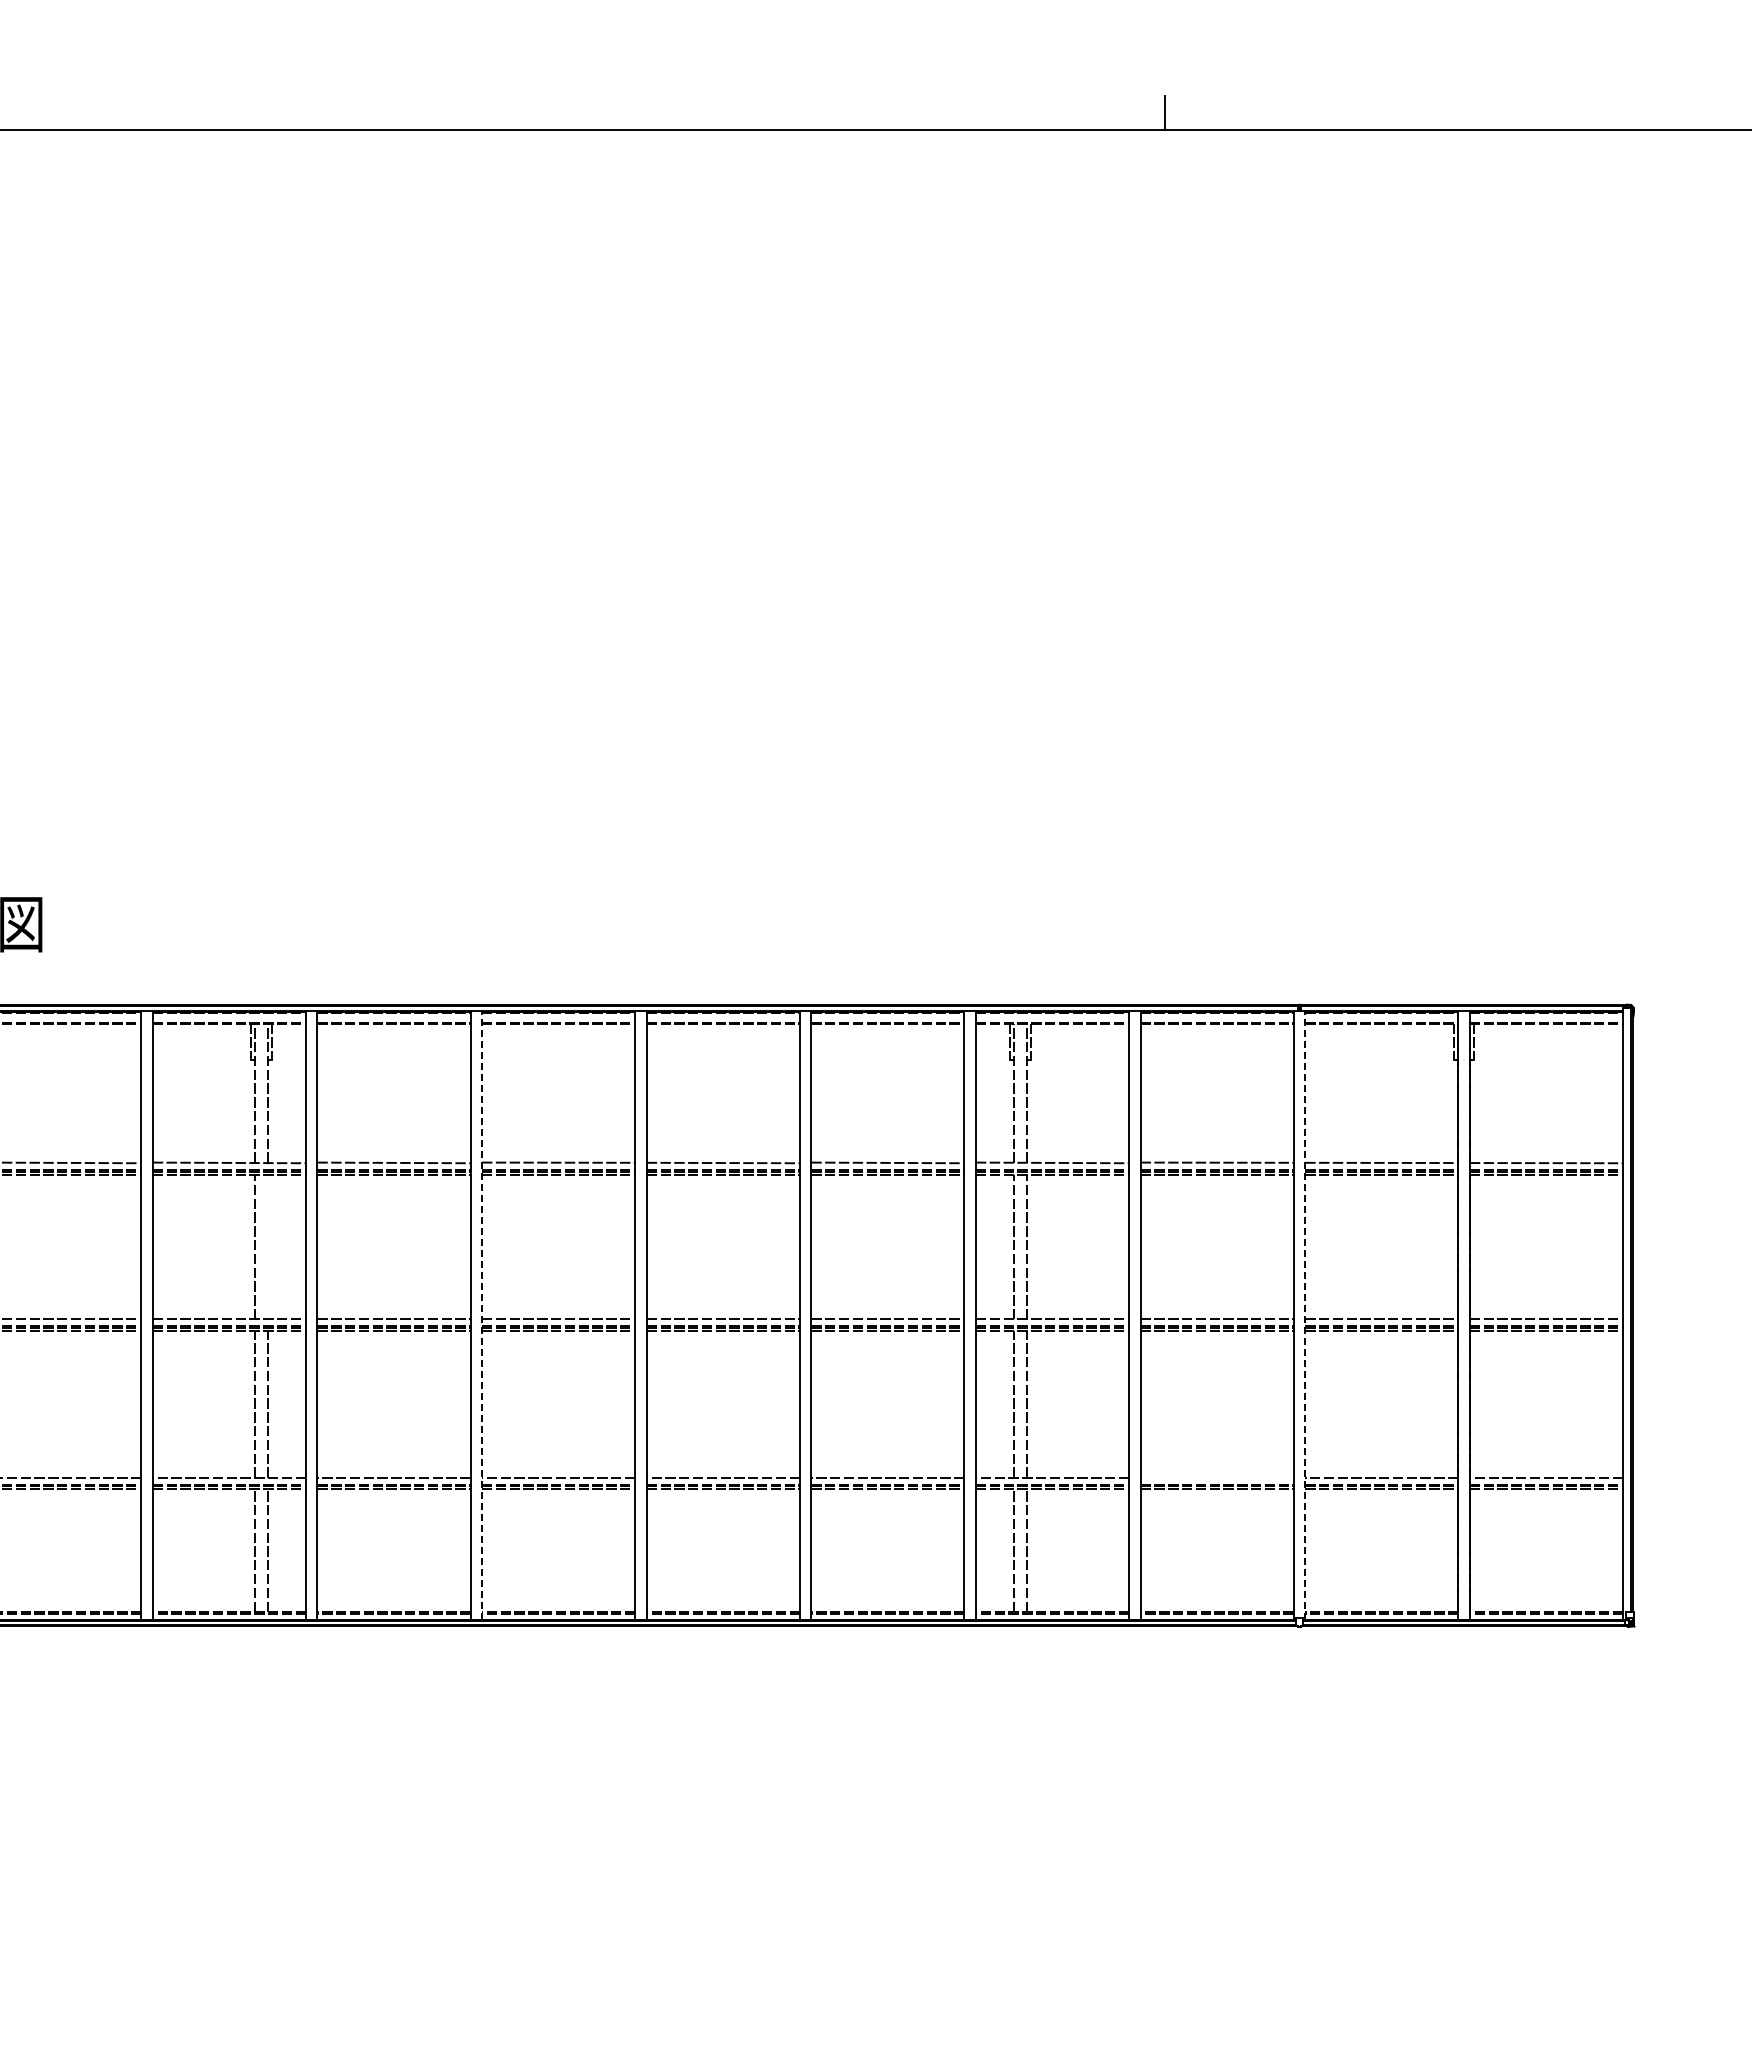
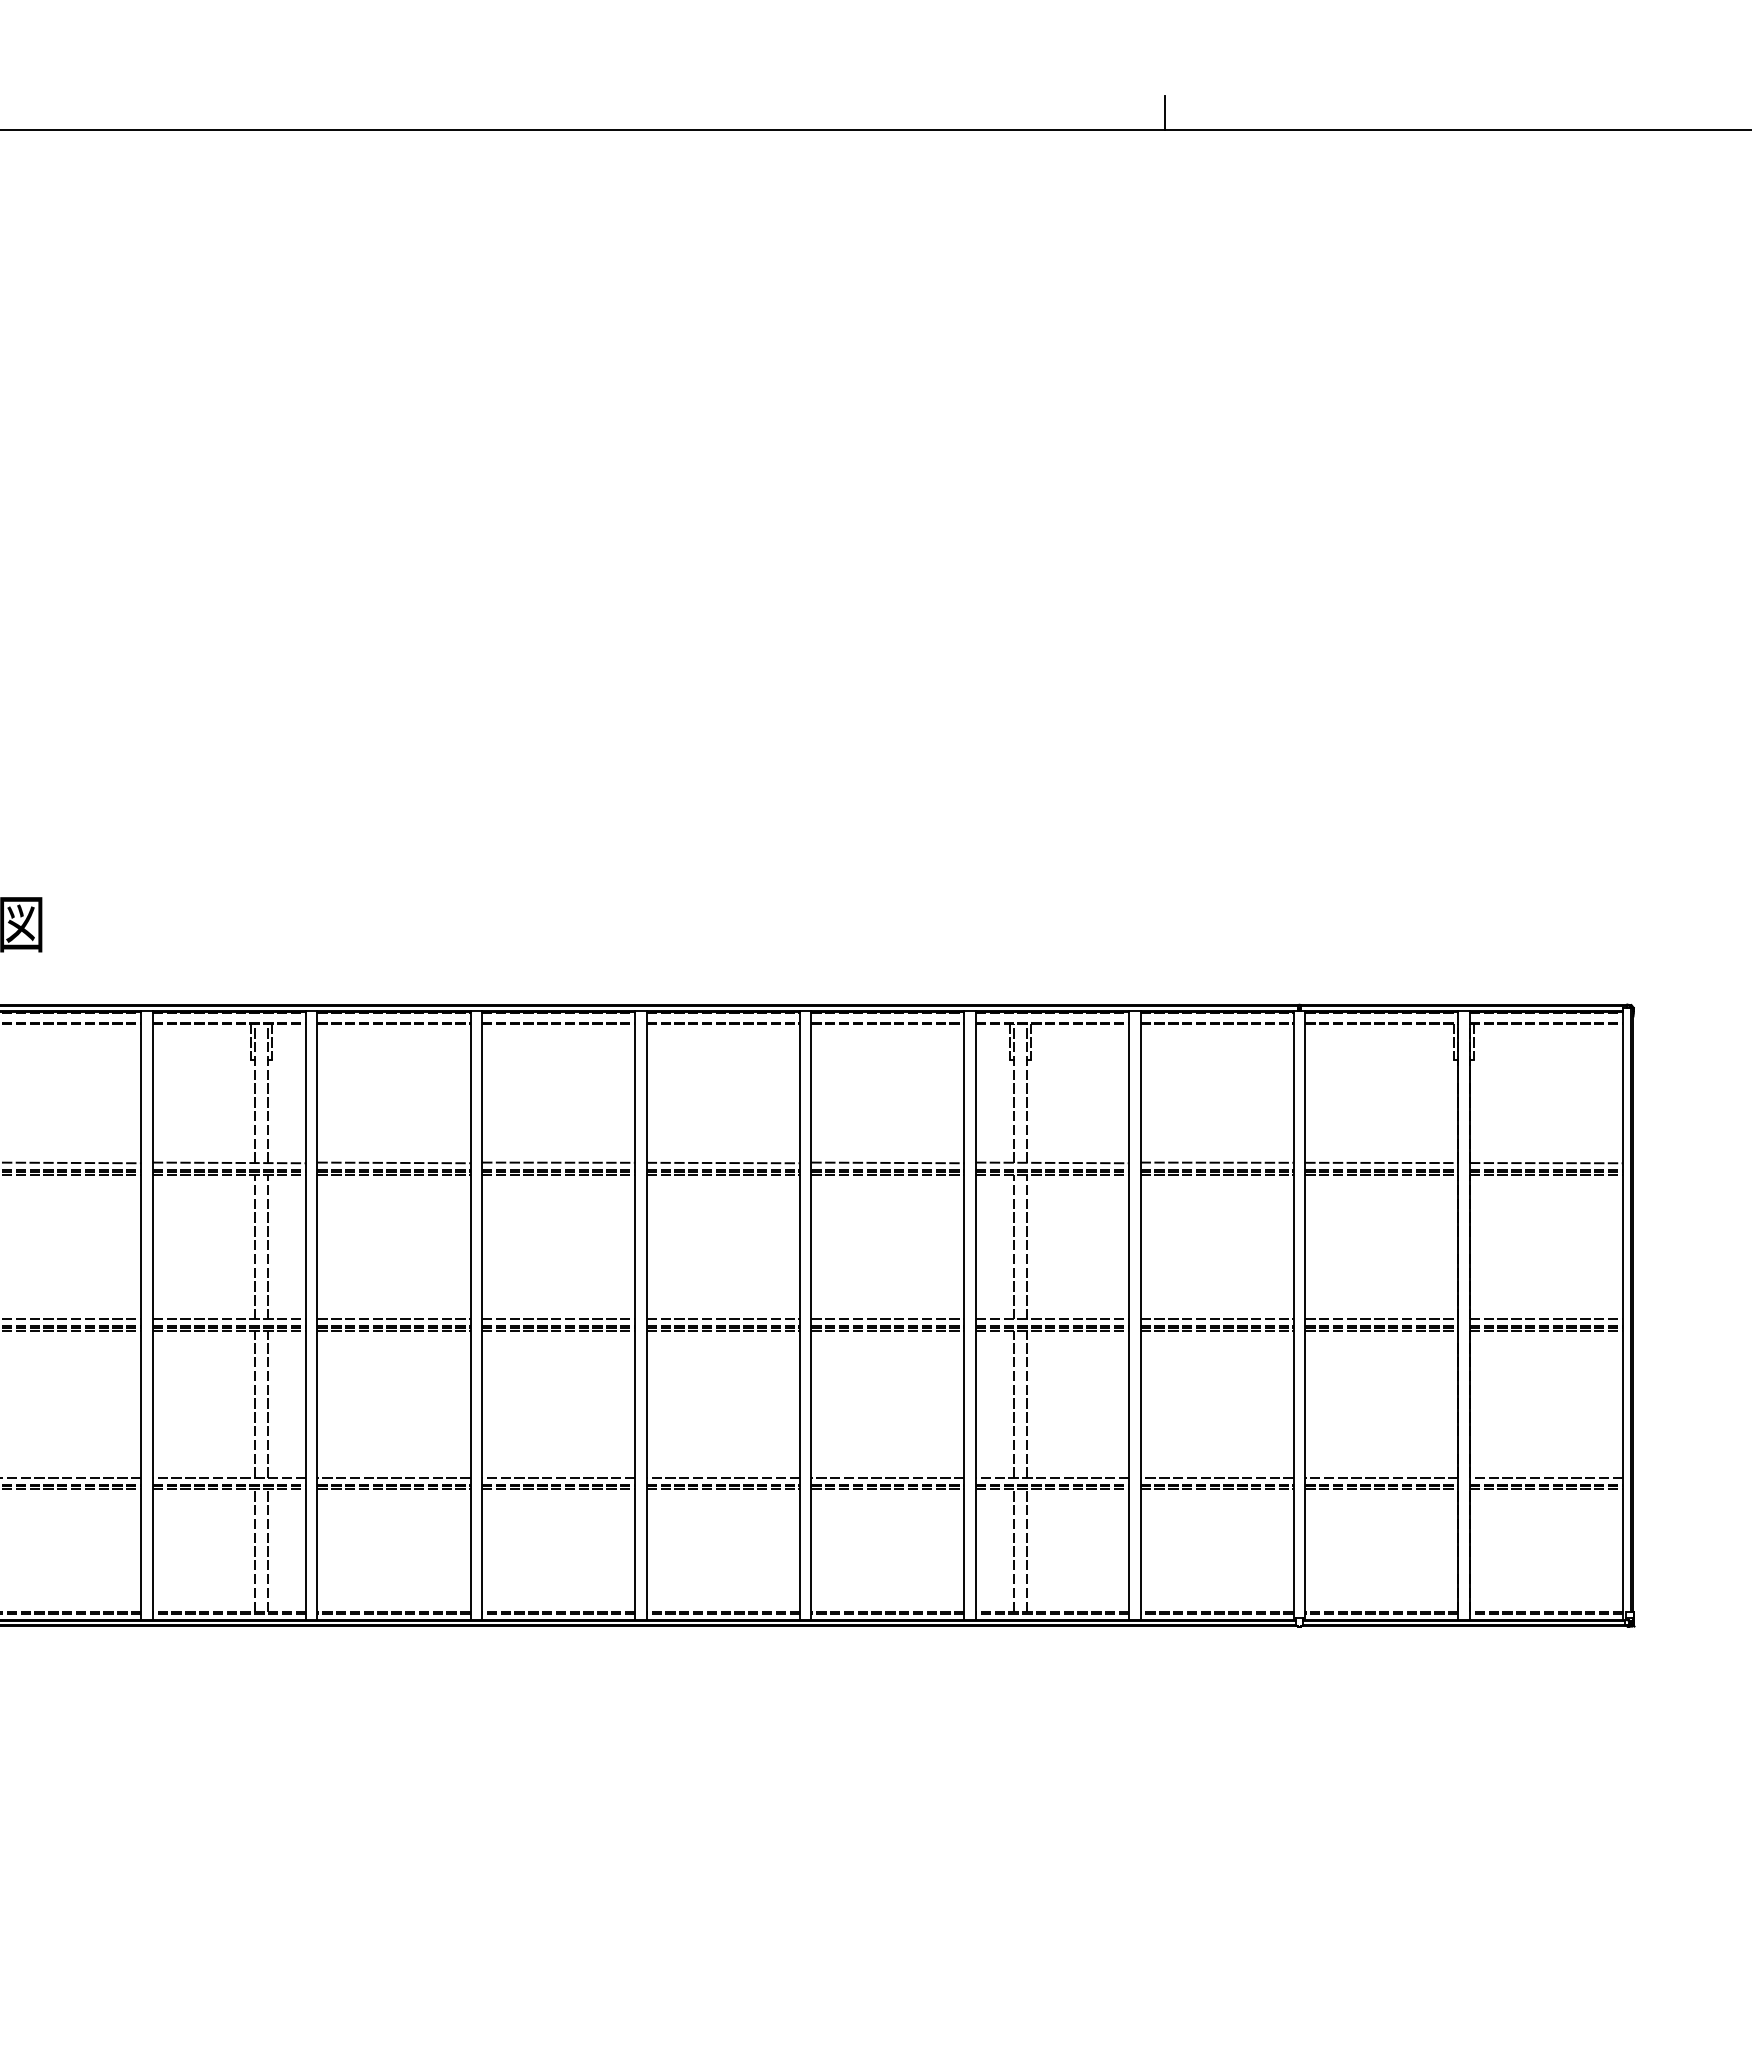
line: none -> present (267, 1247)
line: dashed -> solid (482, 1315)
line: dashed -> solid (1305, 1315)
line: none -> present (1216, 1477)
